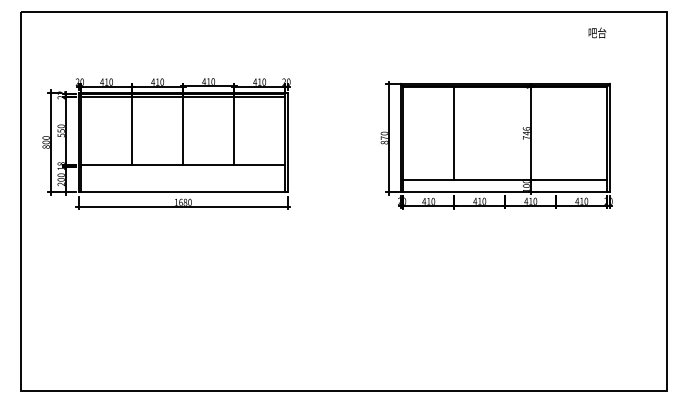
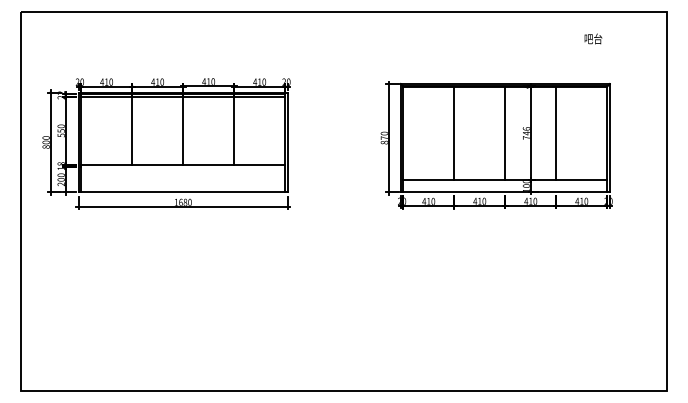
text position: (597, 32) -> (593, 38) (593, 38)
line: none -> present (505, 132)
line: none -> present (556, 132)
